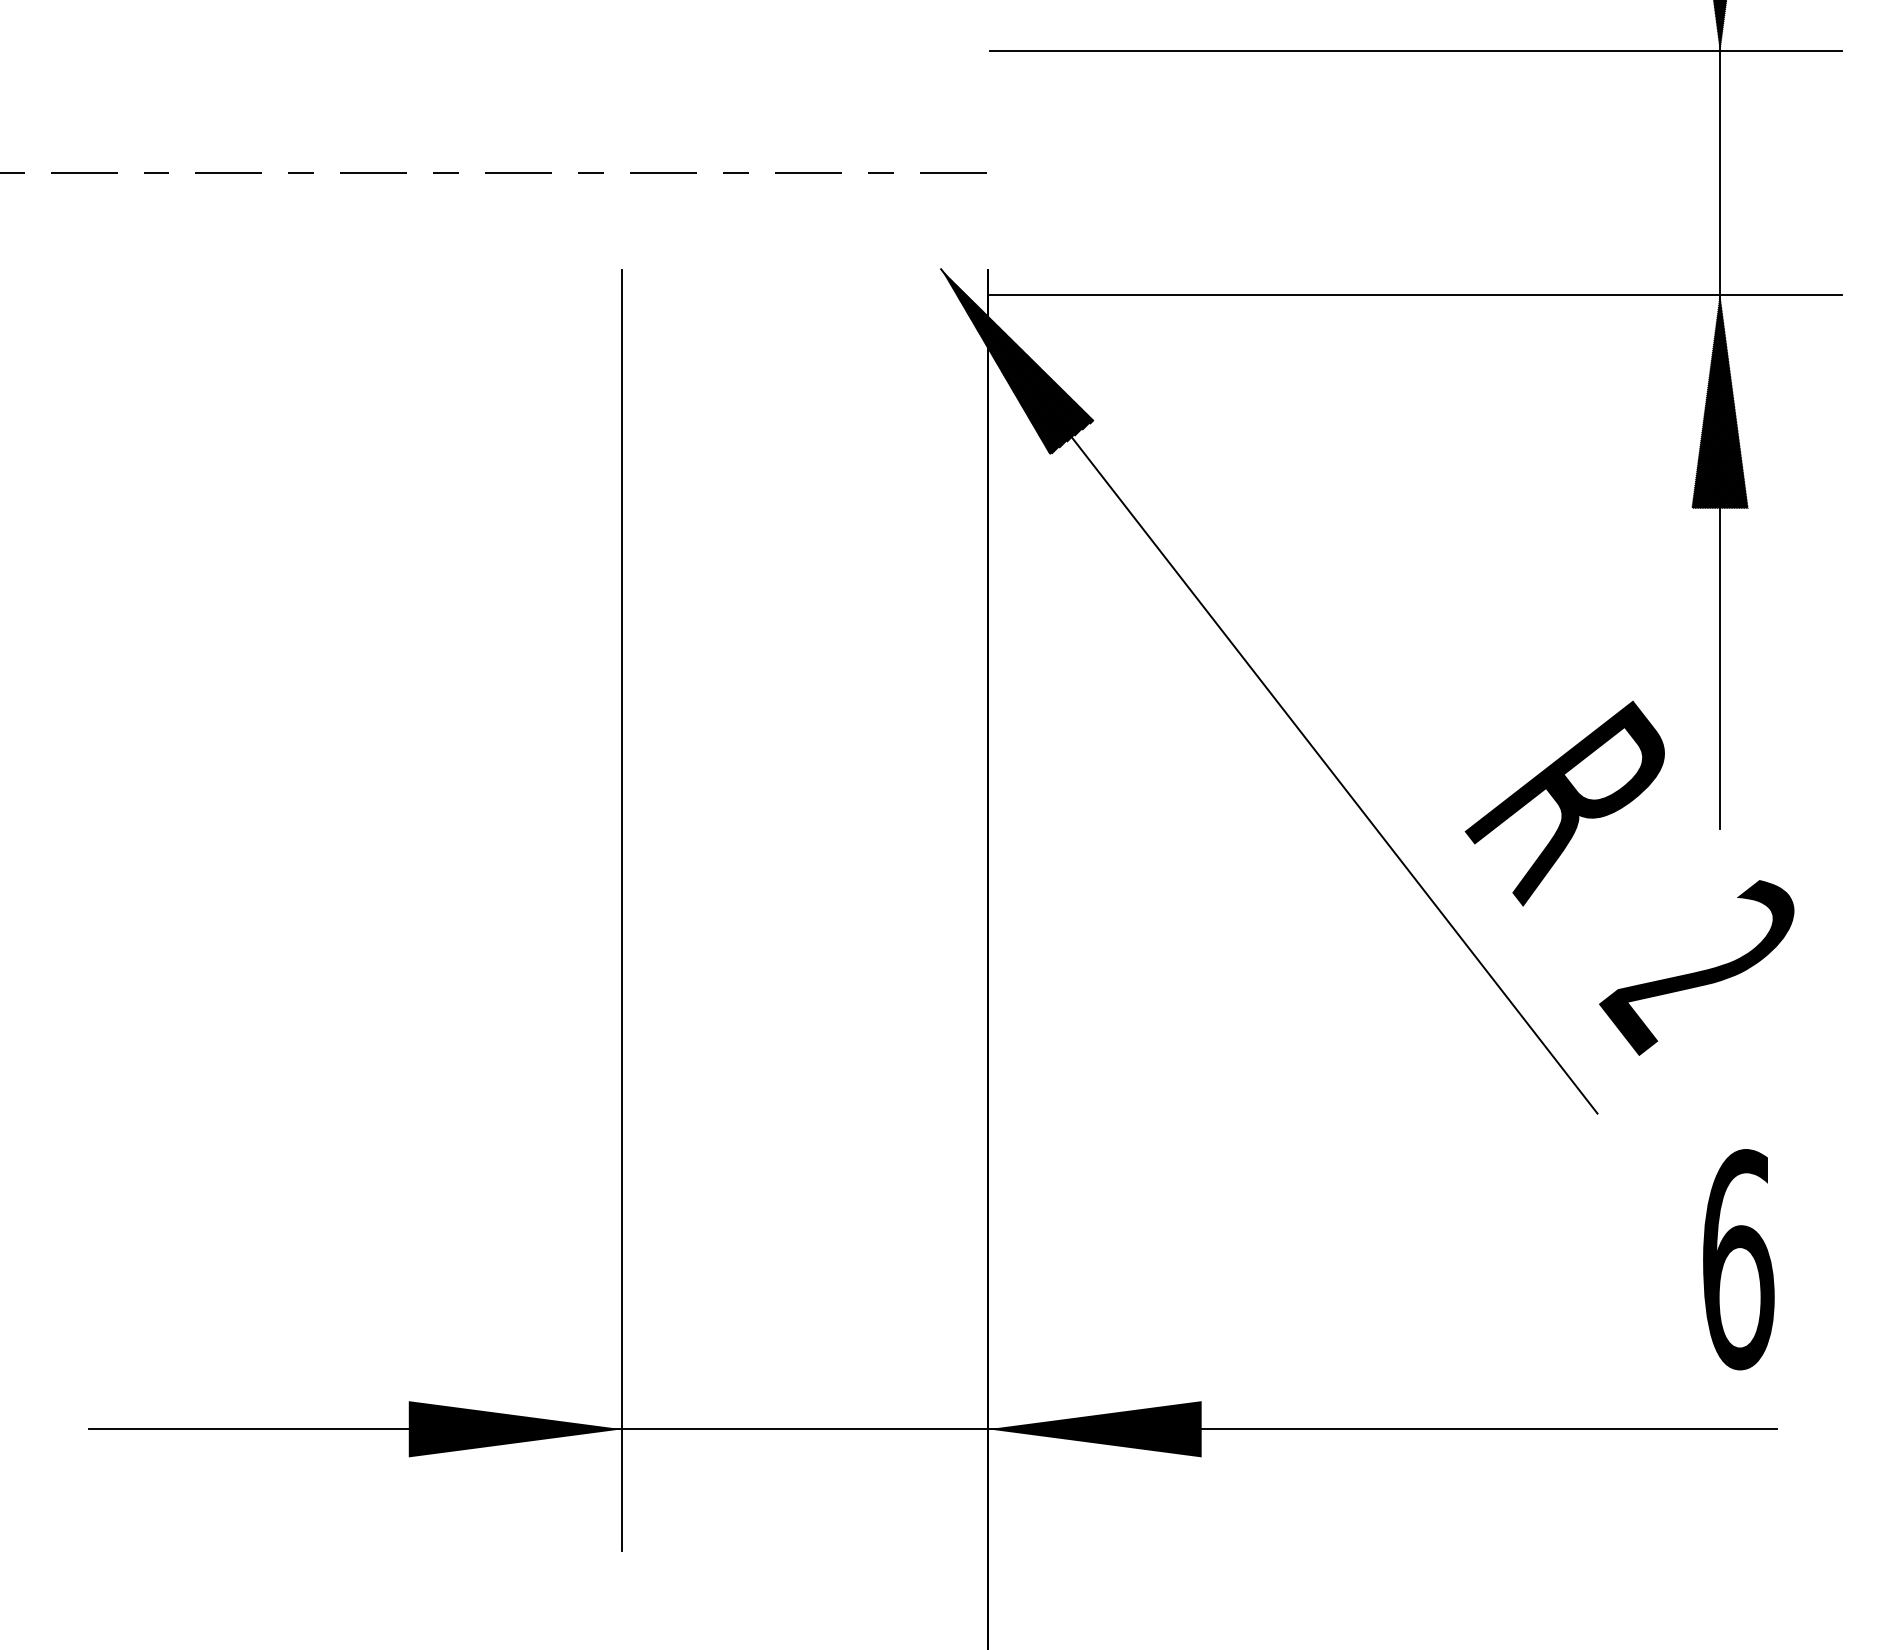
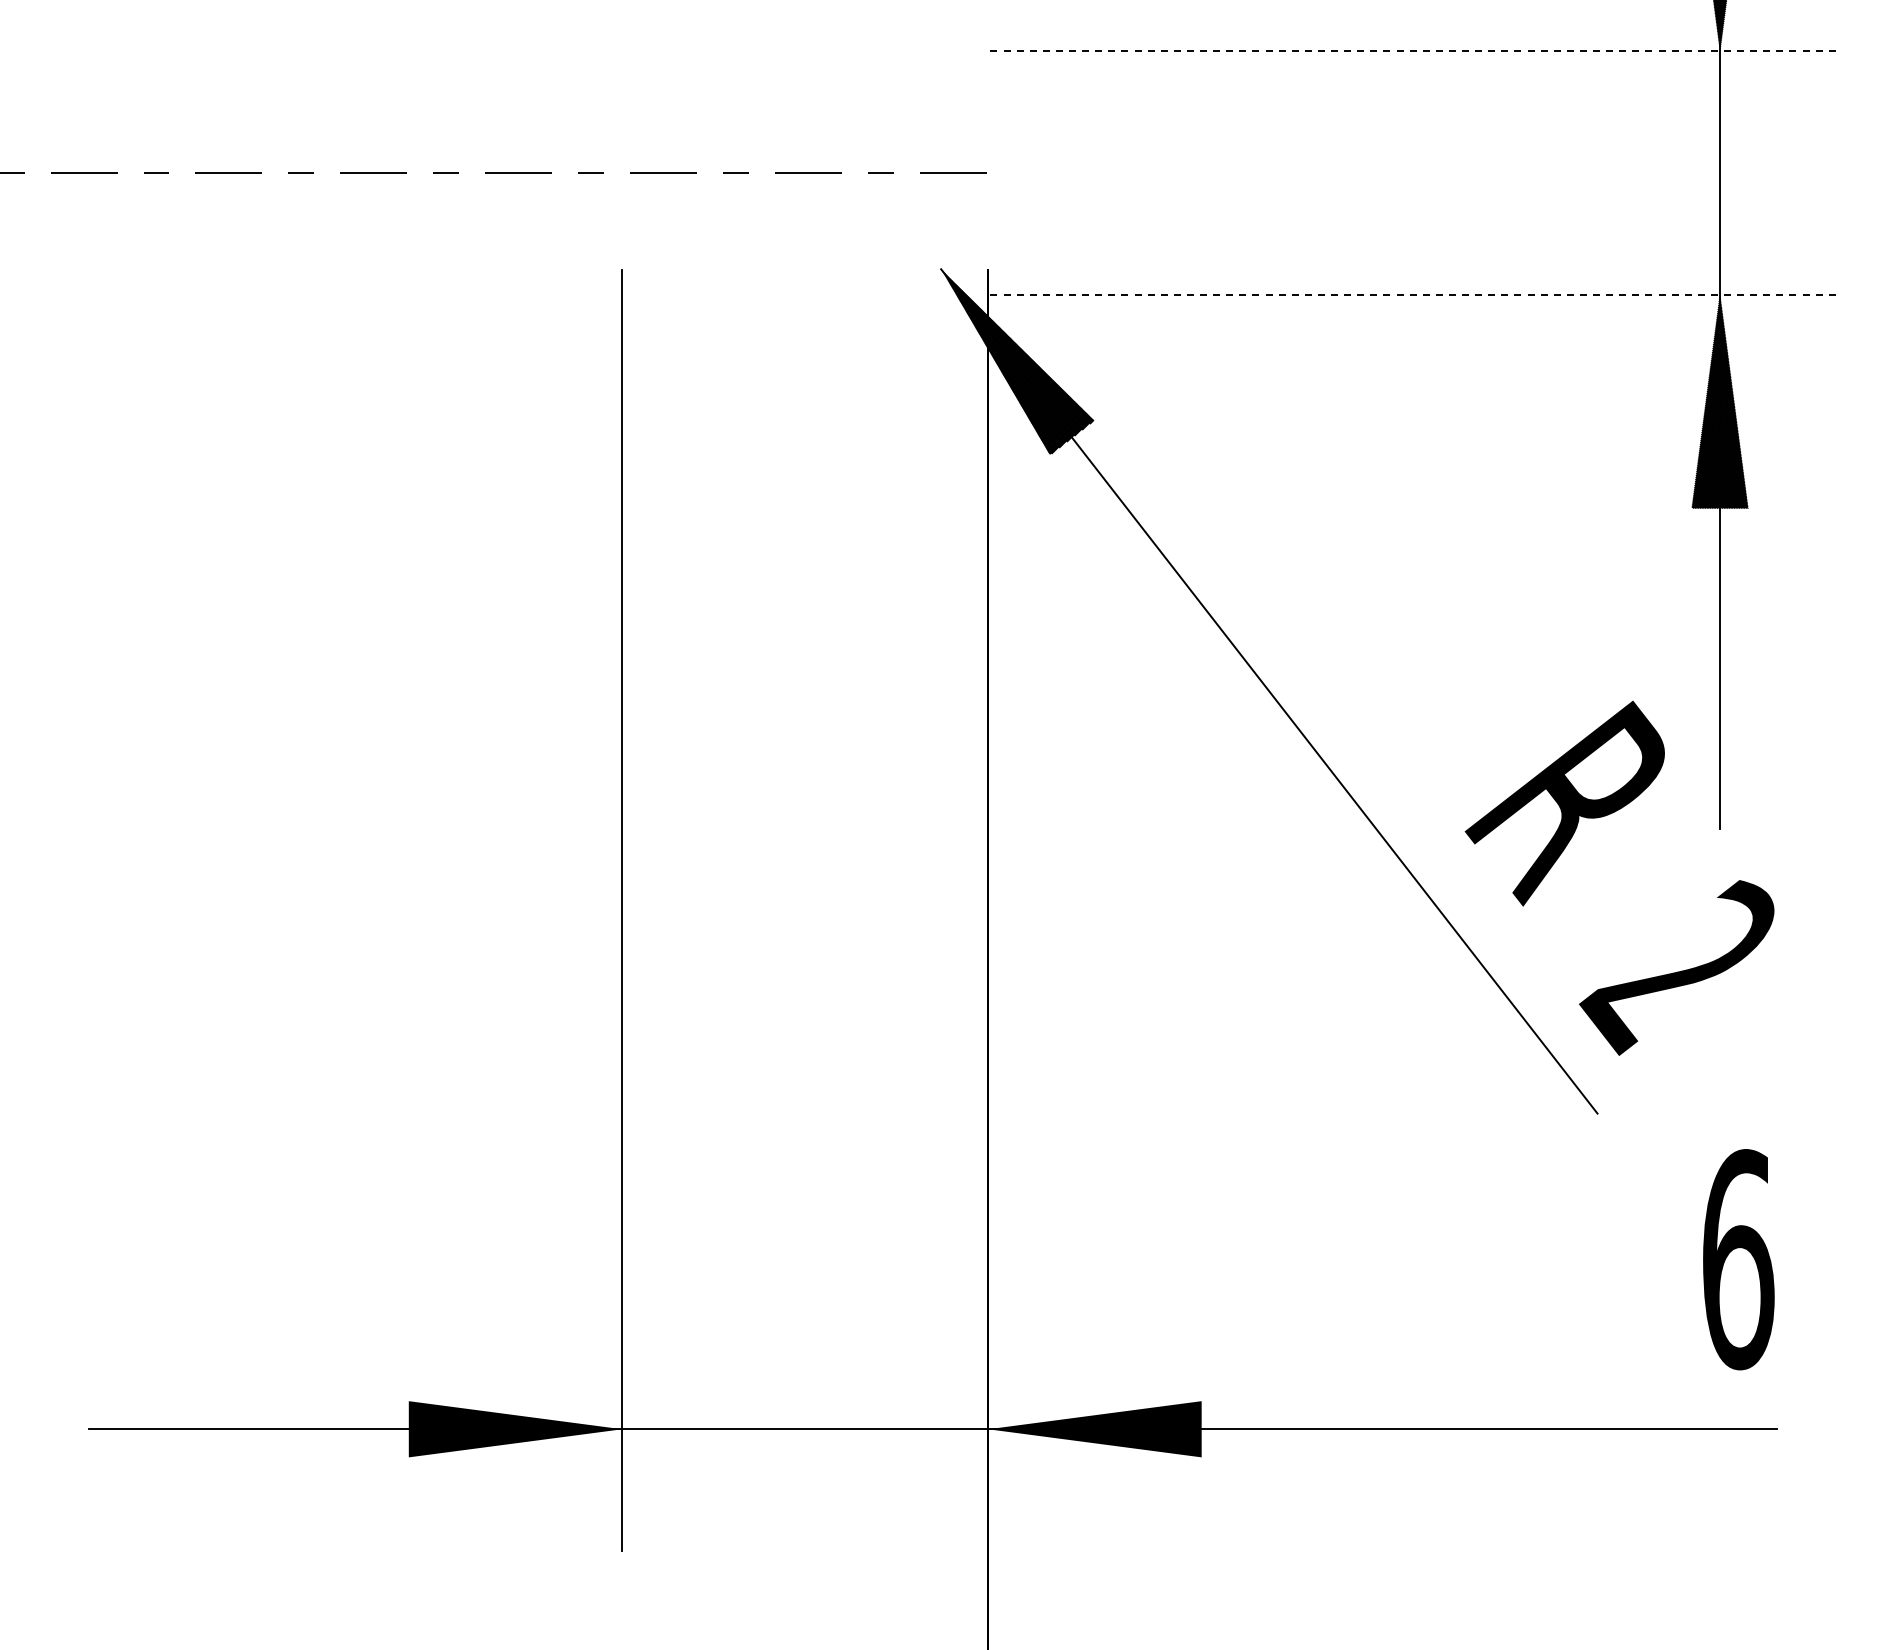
line: solid -> dashed (1416, 50)
line: solid -> dashed (1416, 294)
text position: (1696, 967) -> (1676, 967) (1676, 967)
